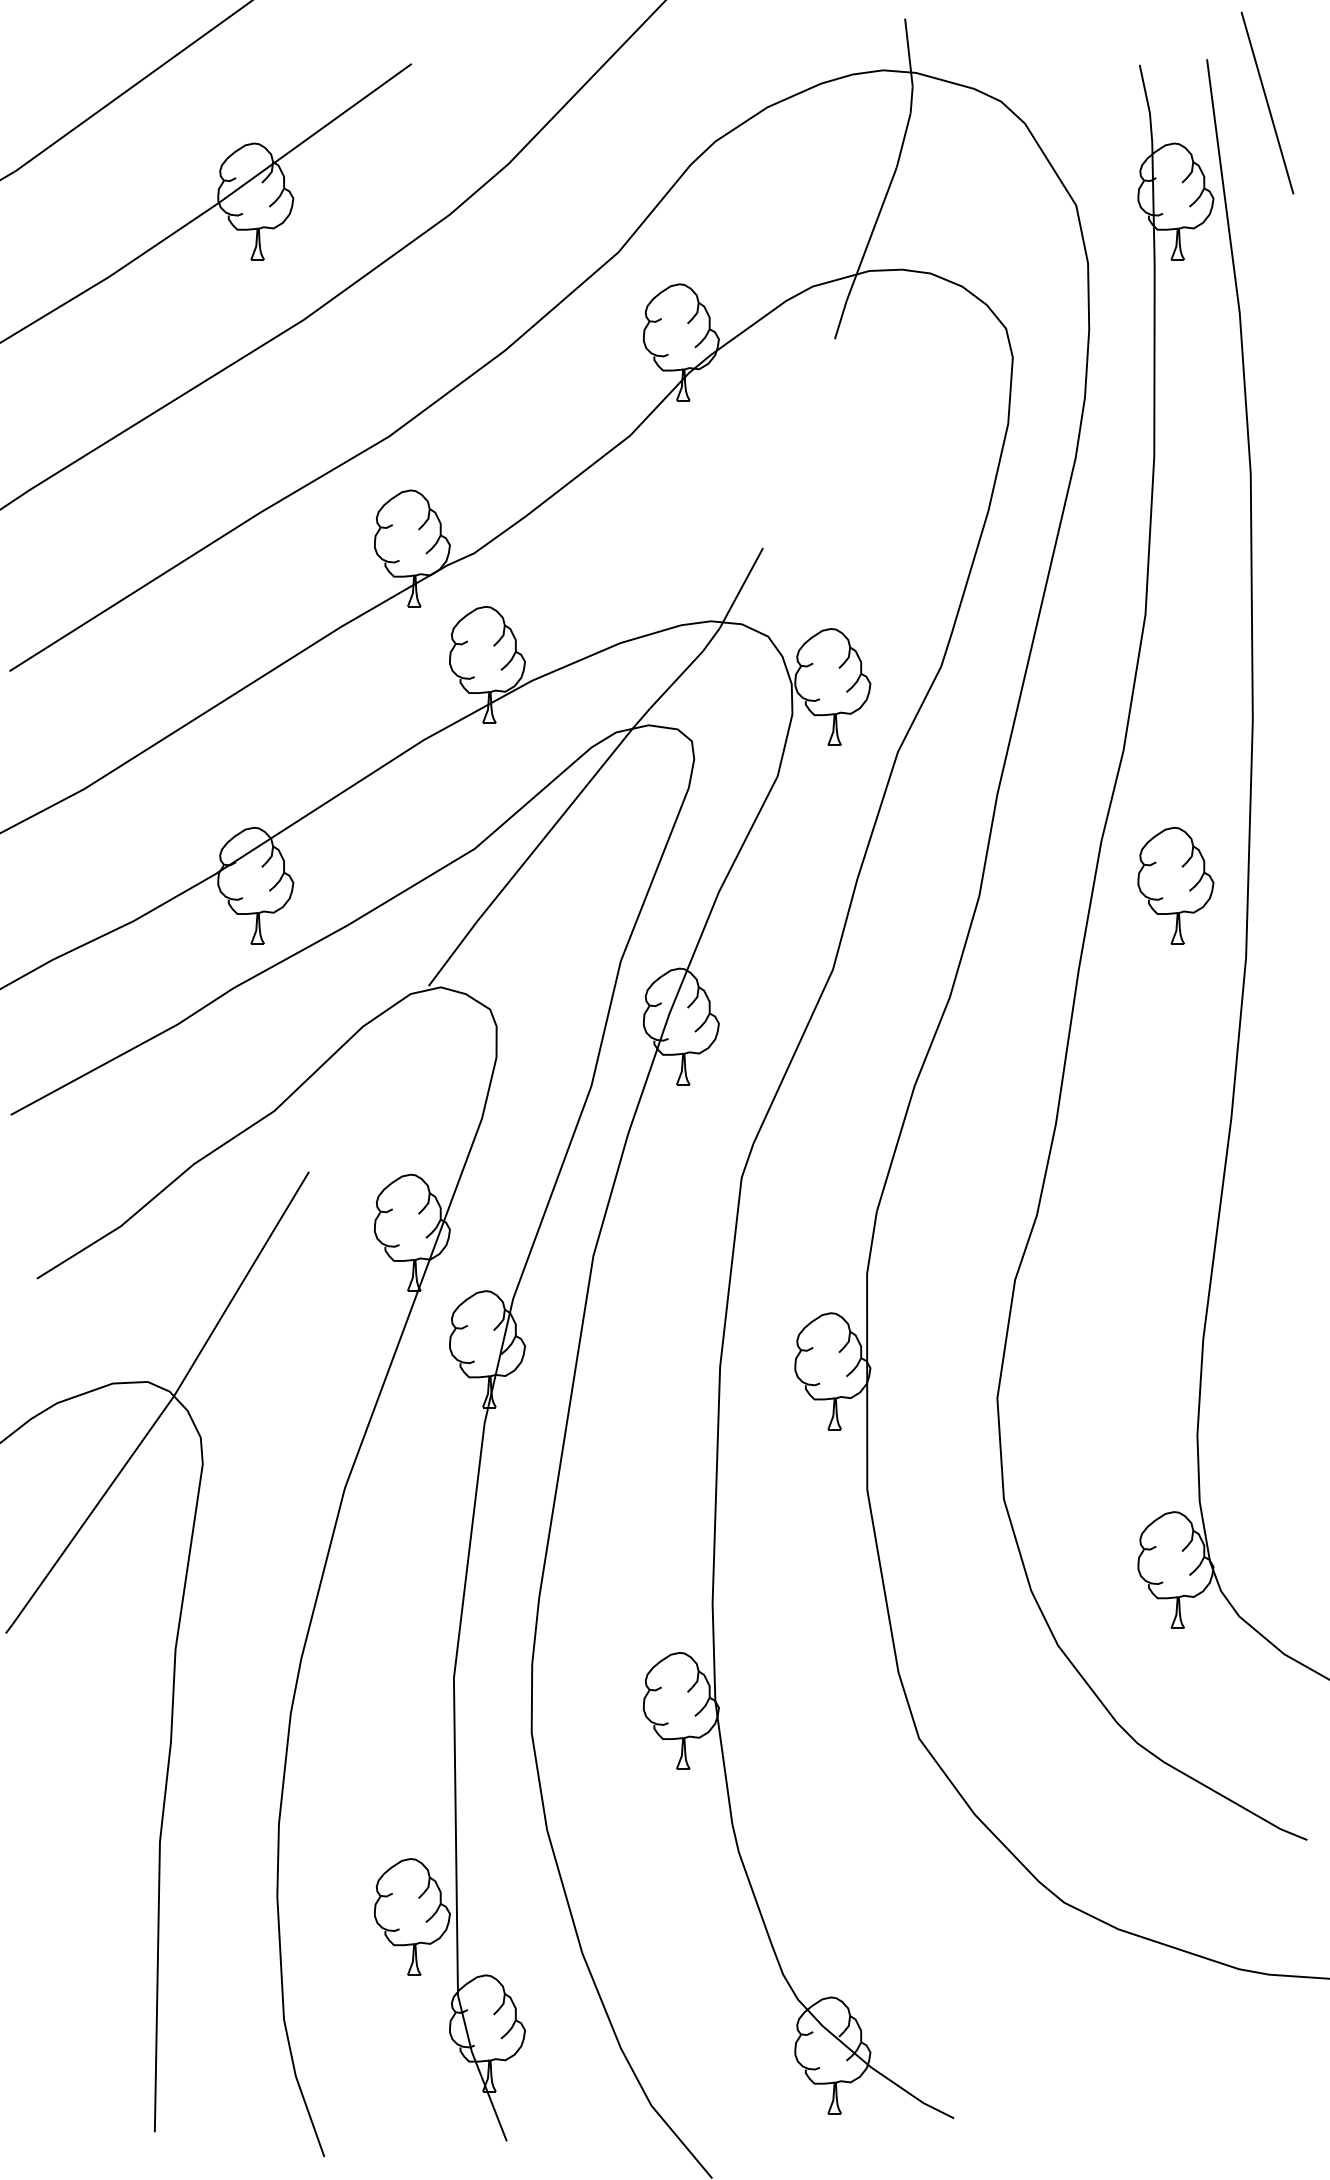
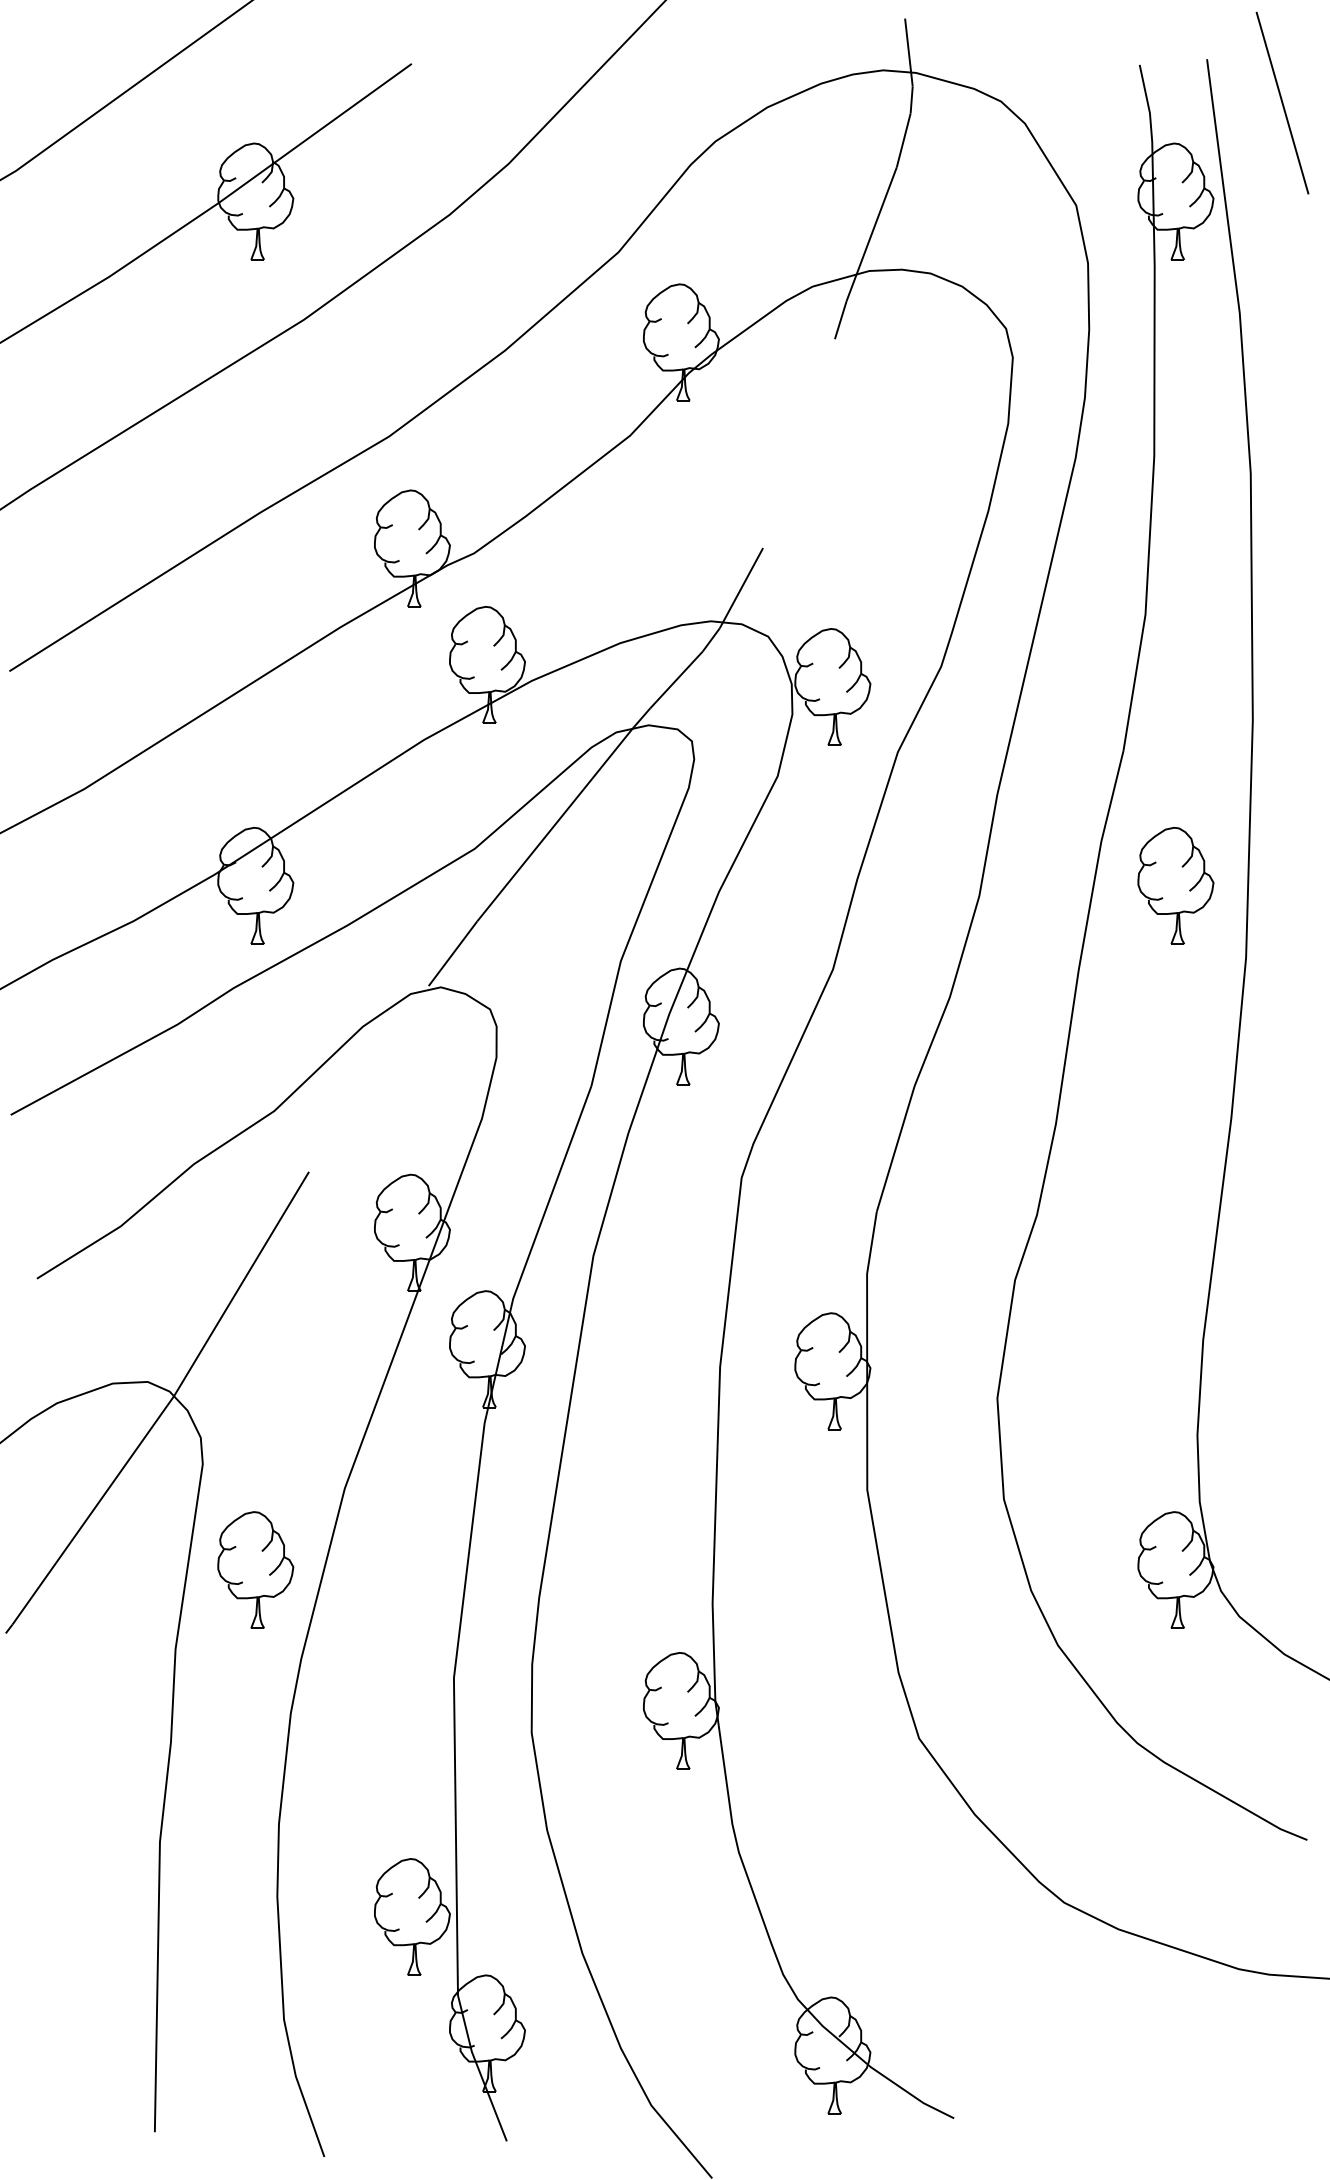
line position: (1267, 102) -> (1282, 102) (1282, 102)
part: none -> present (255, 1569)
